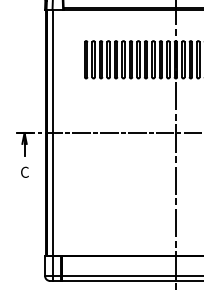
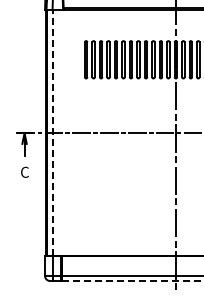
line: solid -> dashed (52, 132)
line: solid -> dashed (132, 280)
